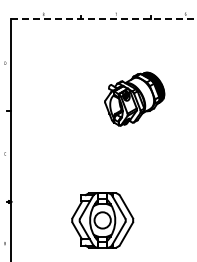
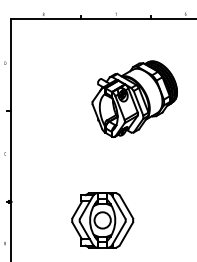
line: dashed -> solid (104, 19)
part size: 62x56 px -> 87x78 px (134, 98)
